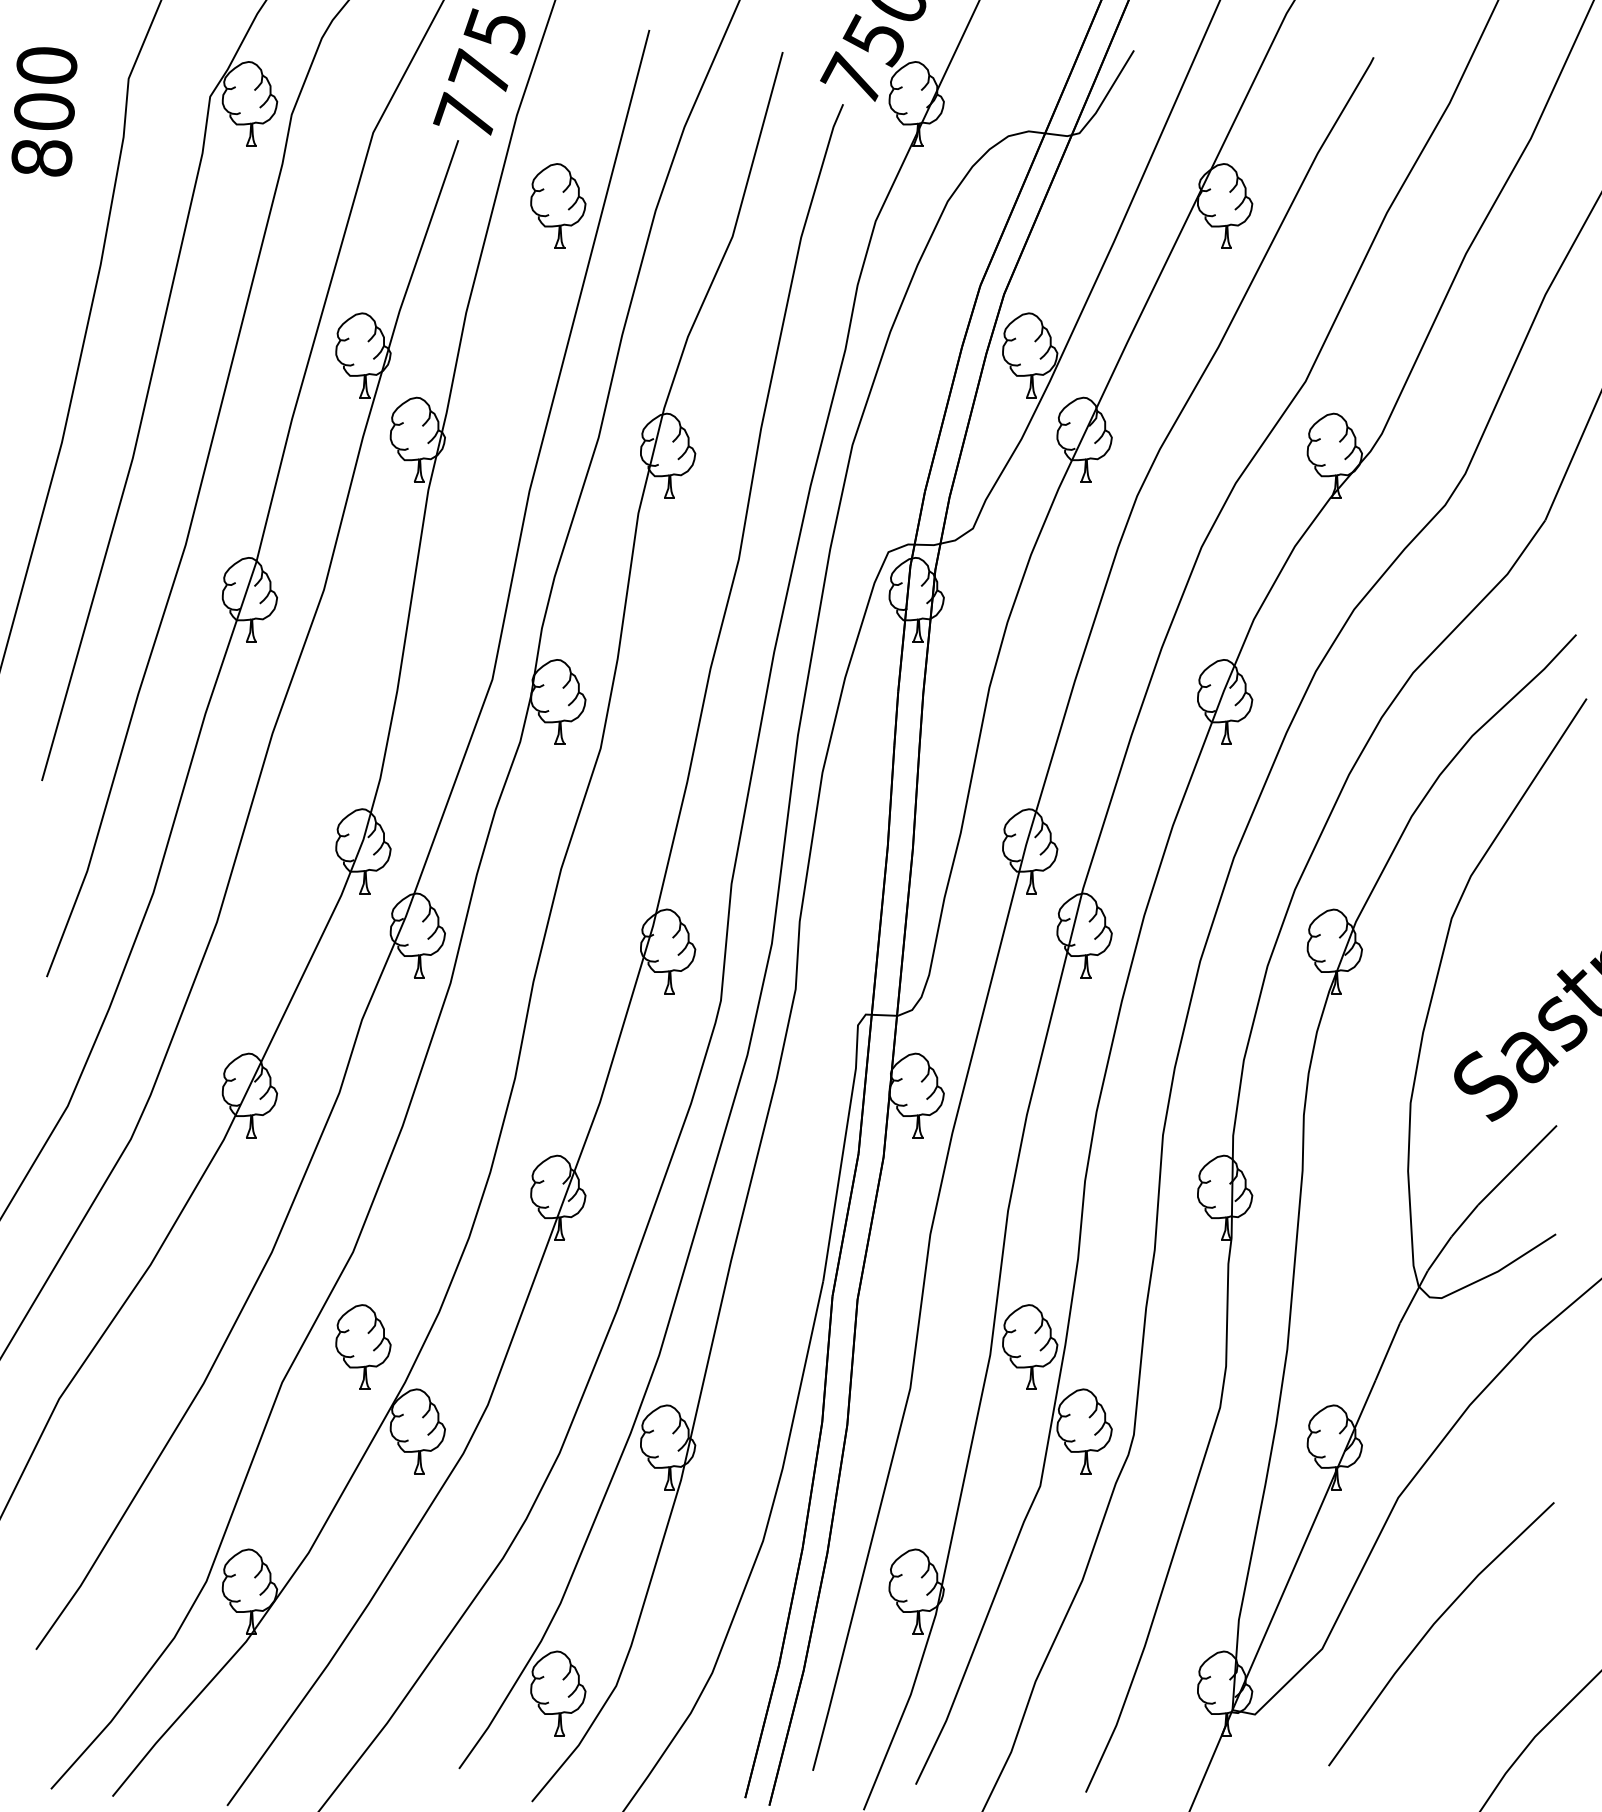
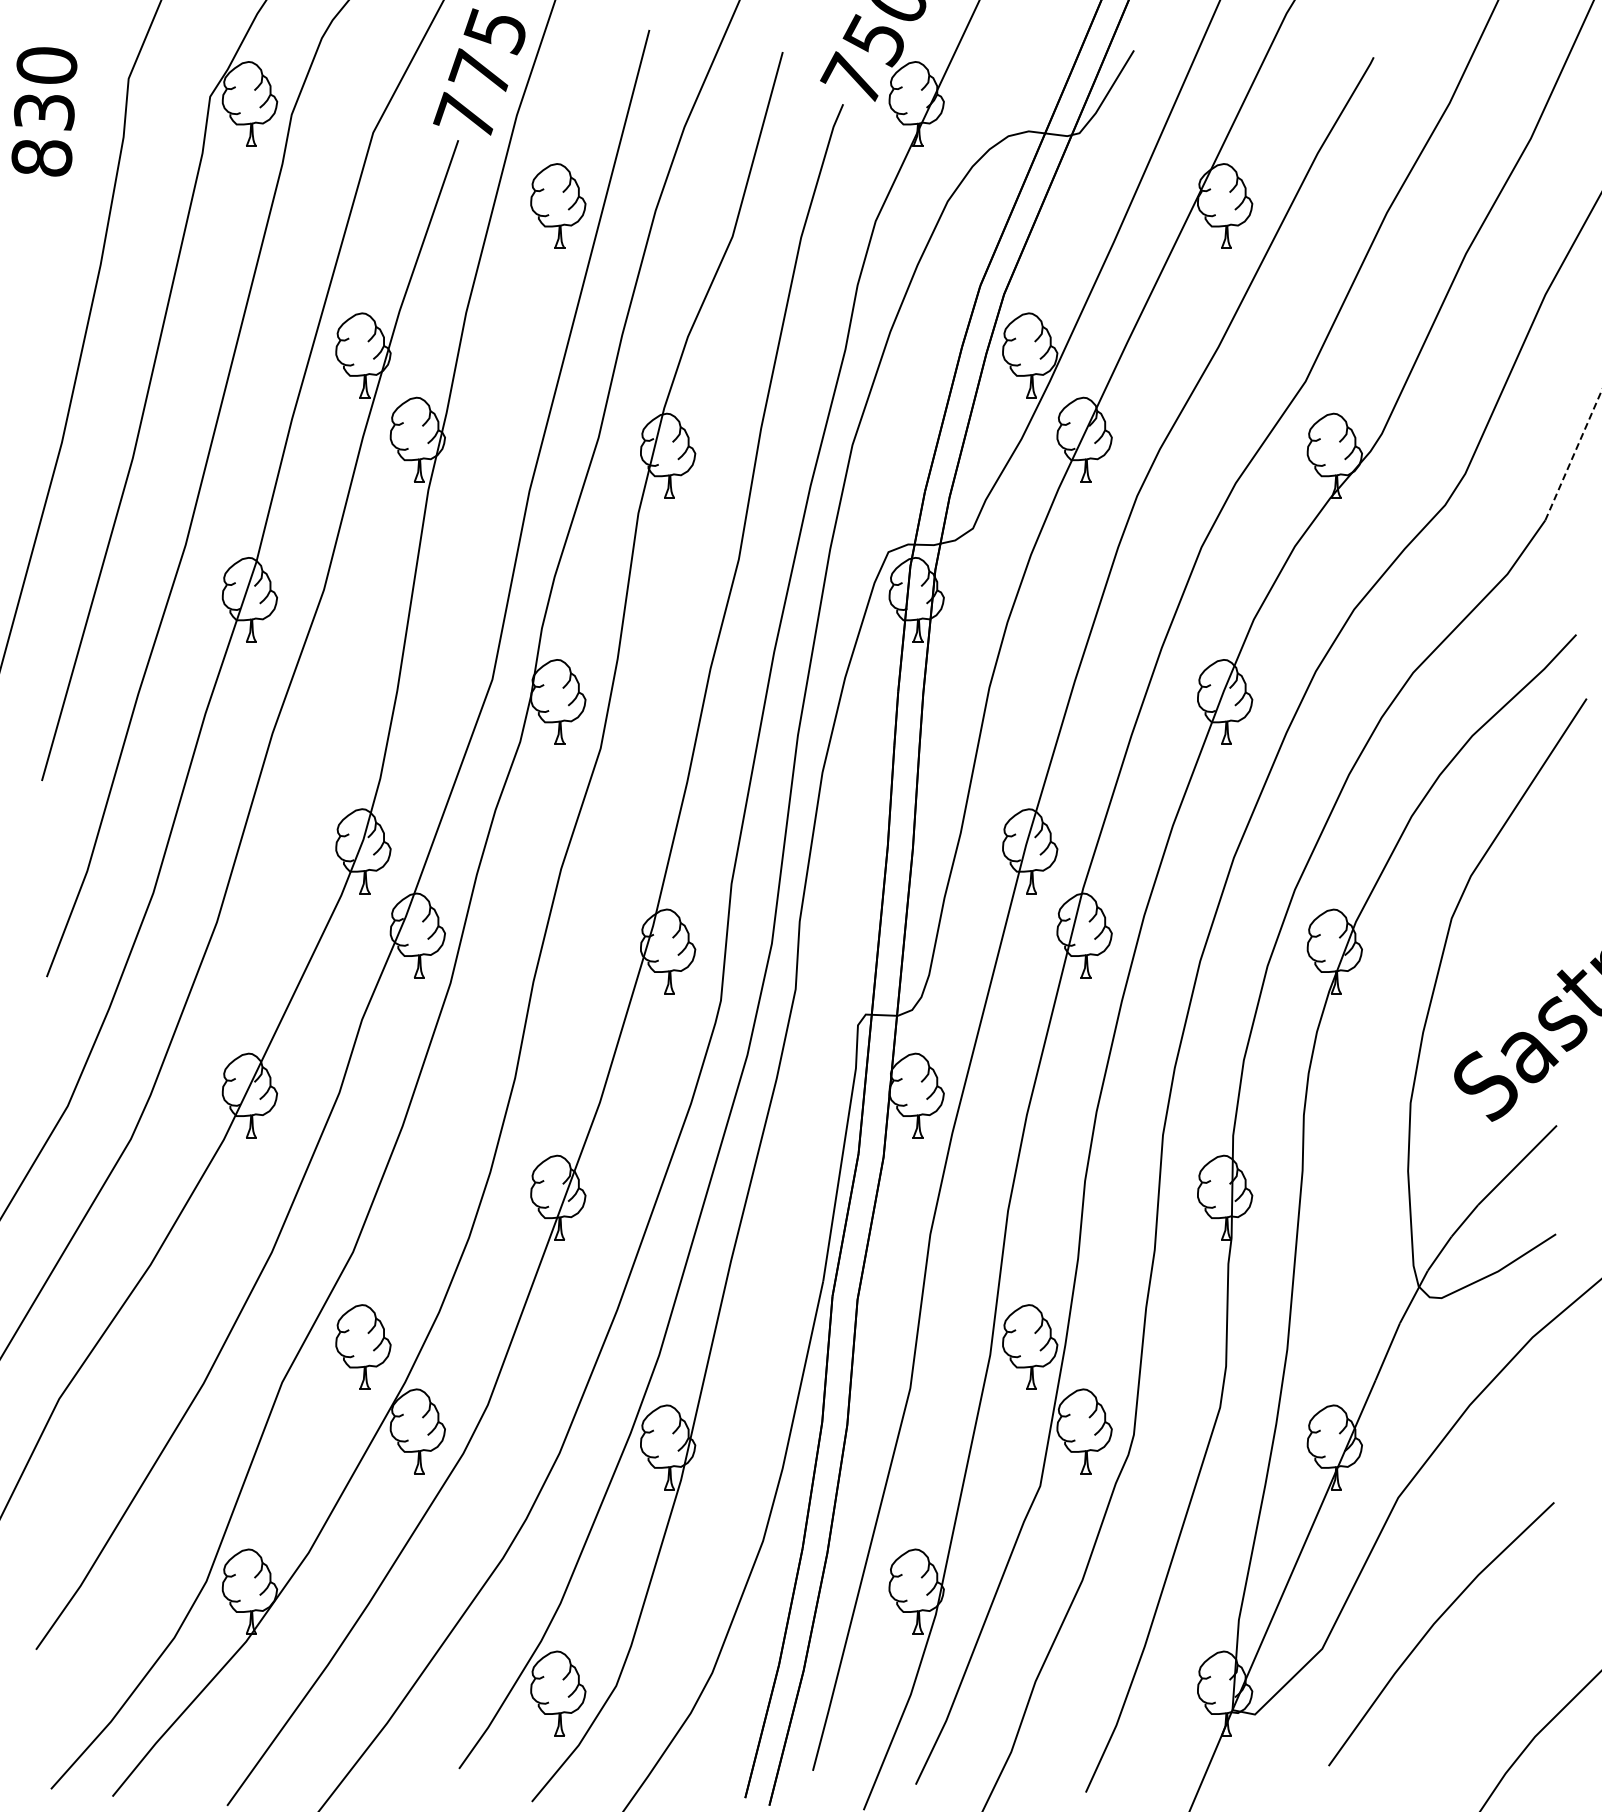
text: 800 -> 830 (44, 111)
line: solid -> dashed (1573, 455)
